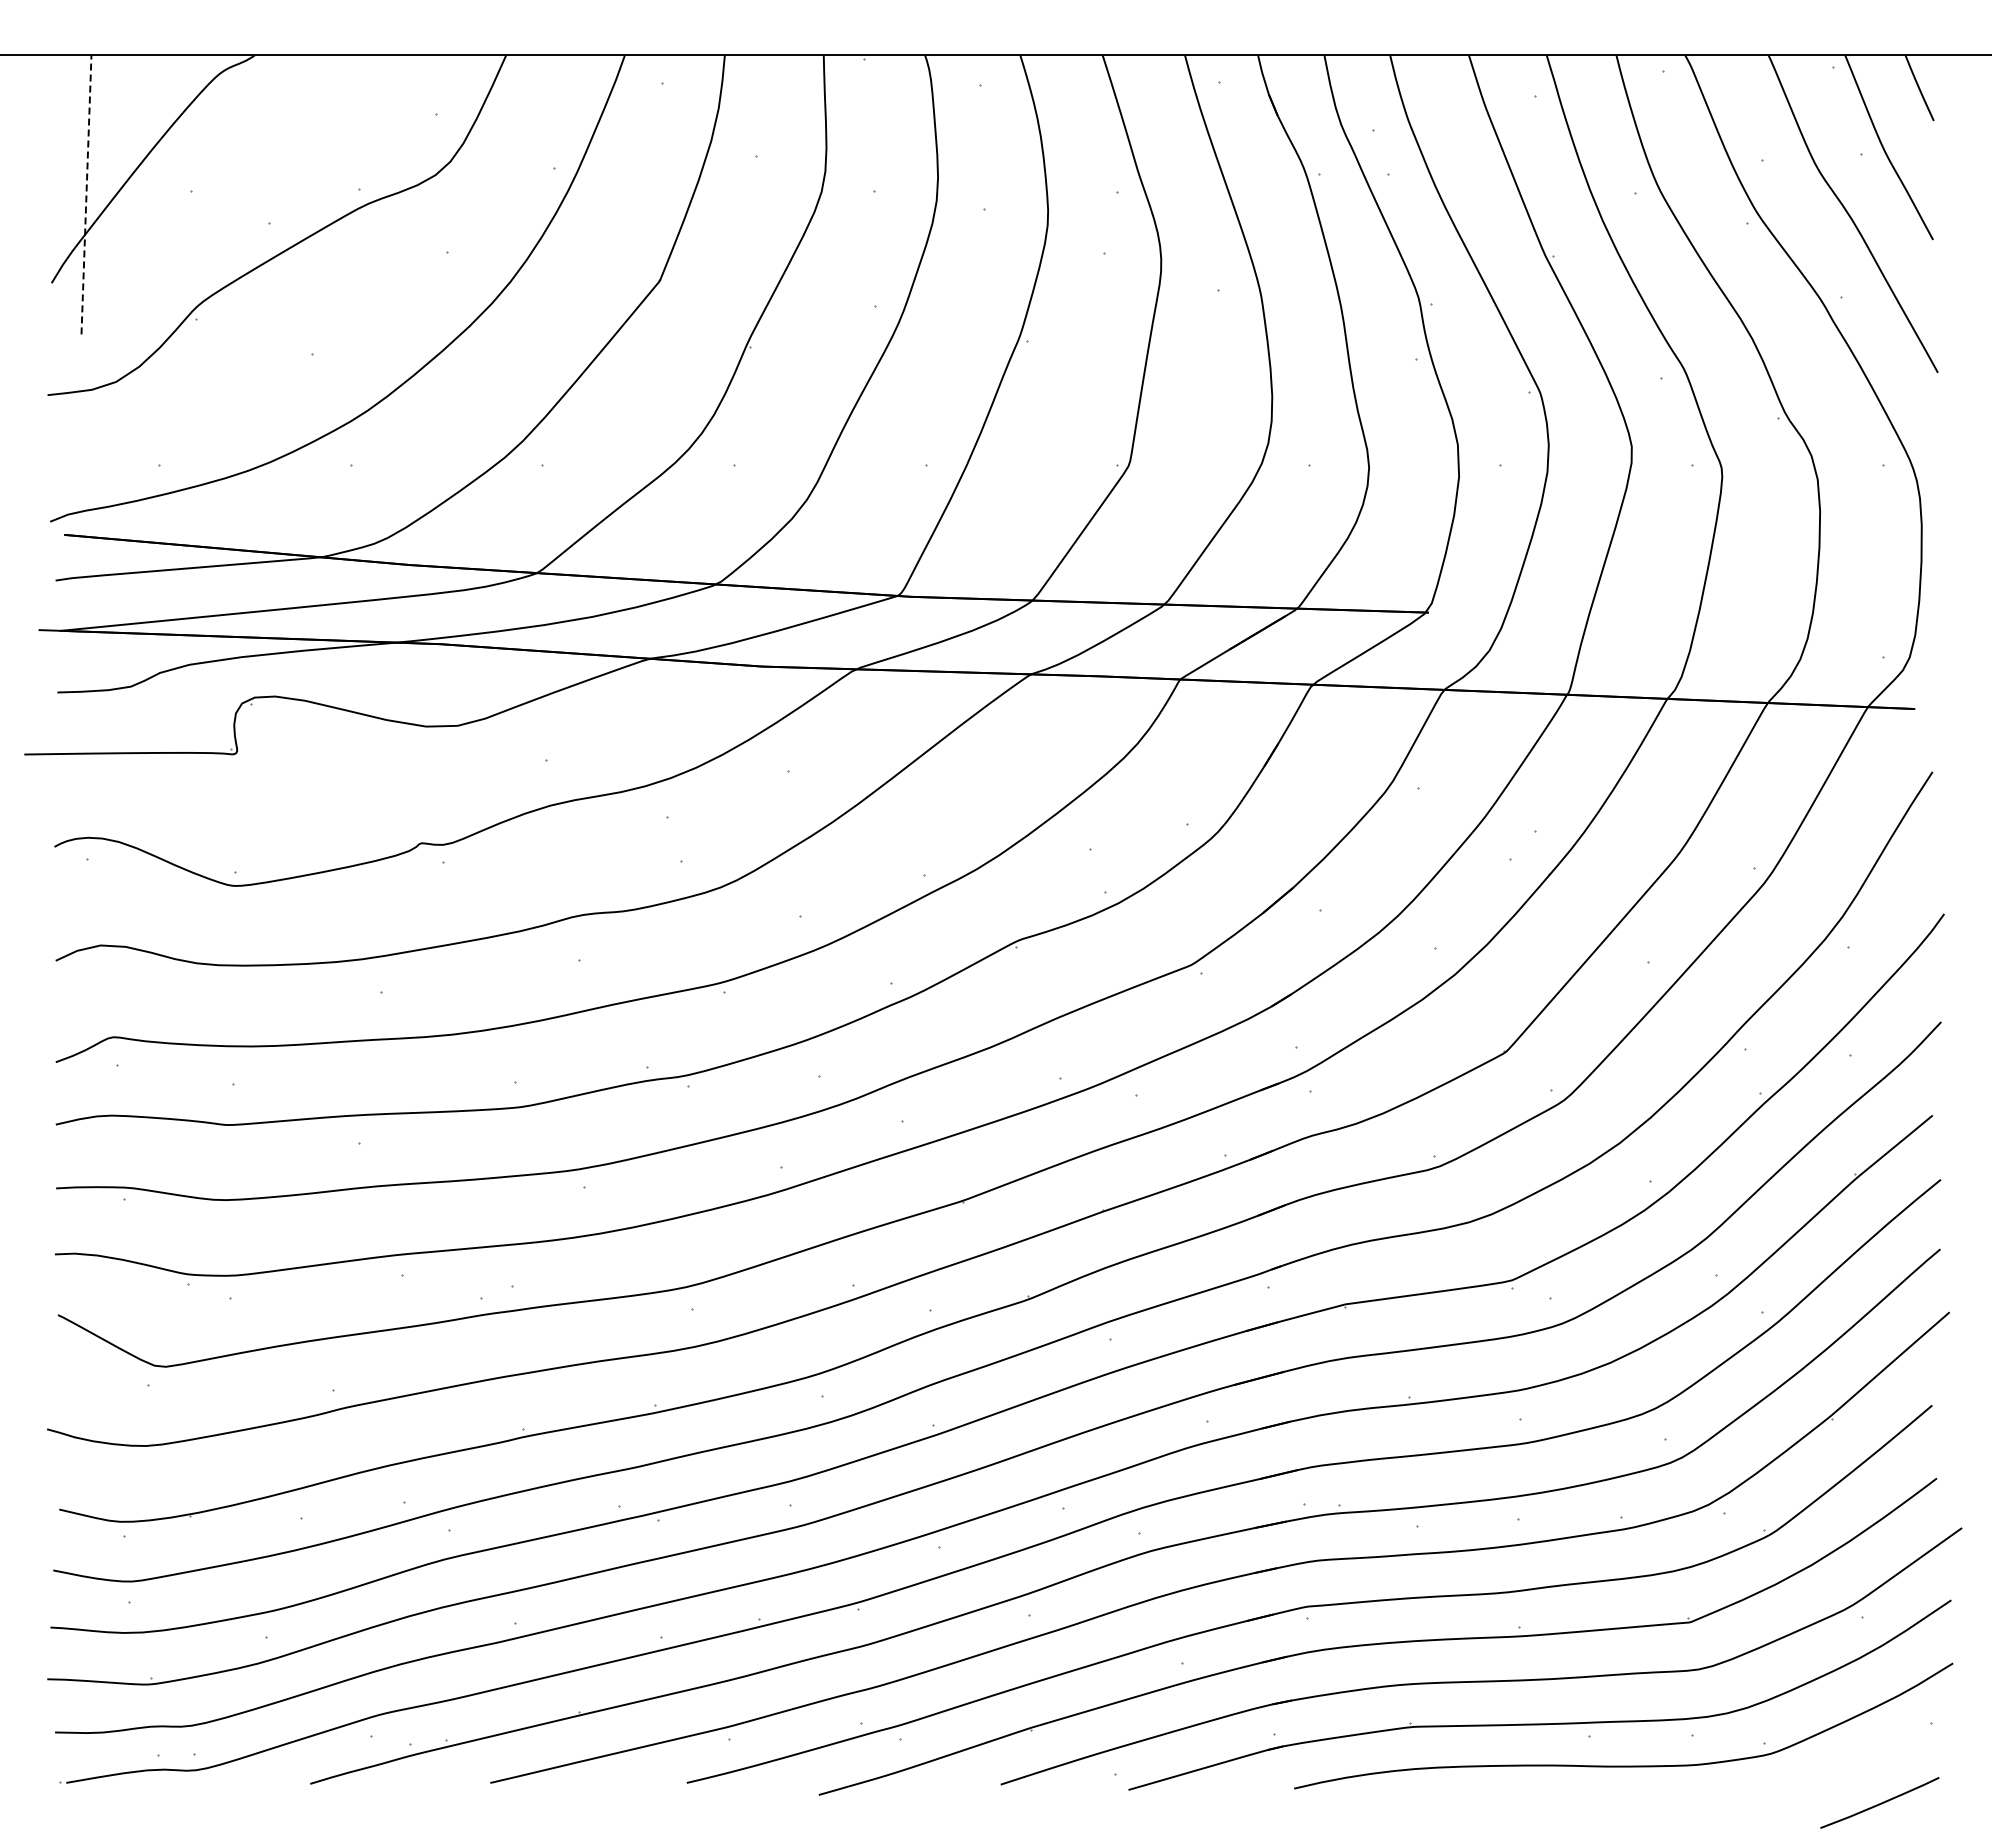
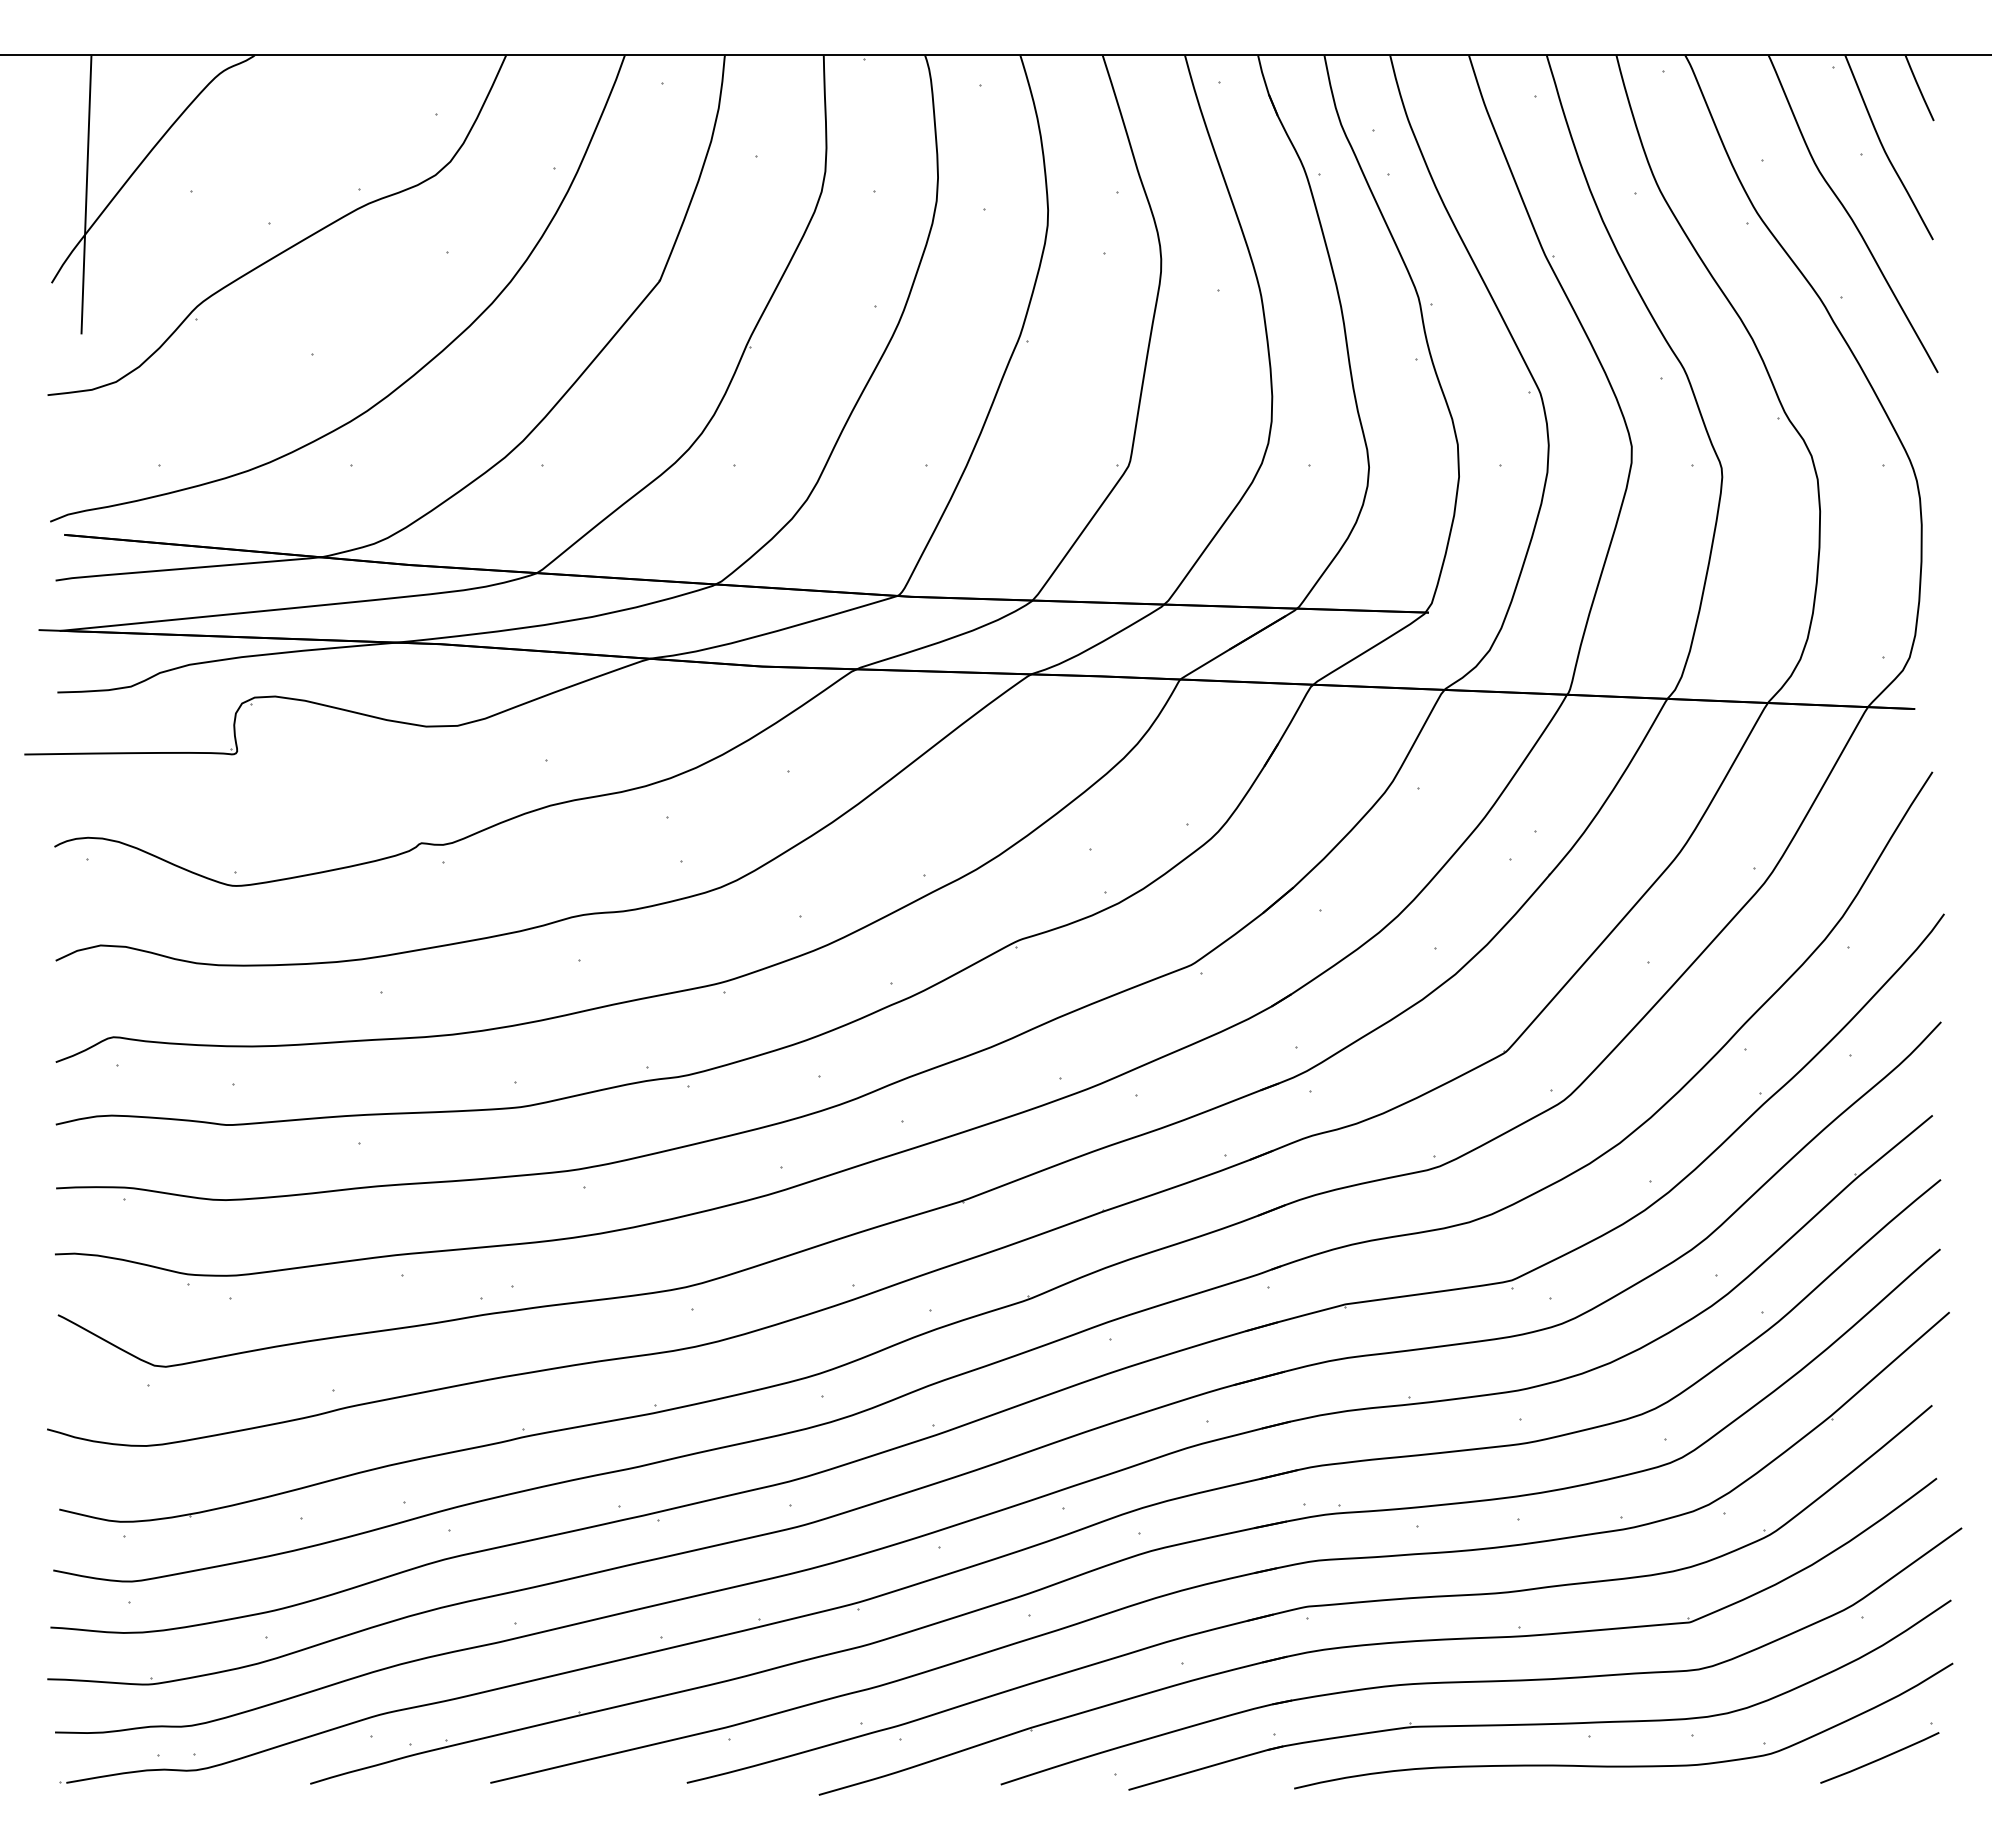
line: dashed -> solid (86, 194)
curve position: (1879, 1803) -> (1879, 1758) (1879, 1758)
